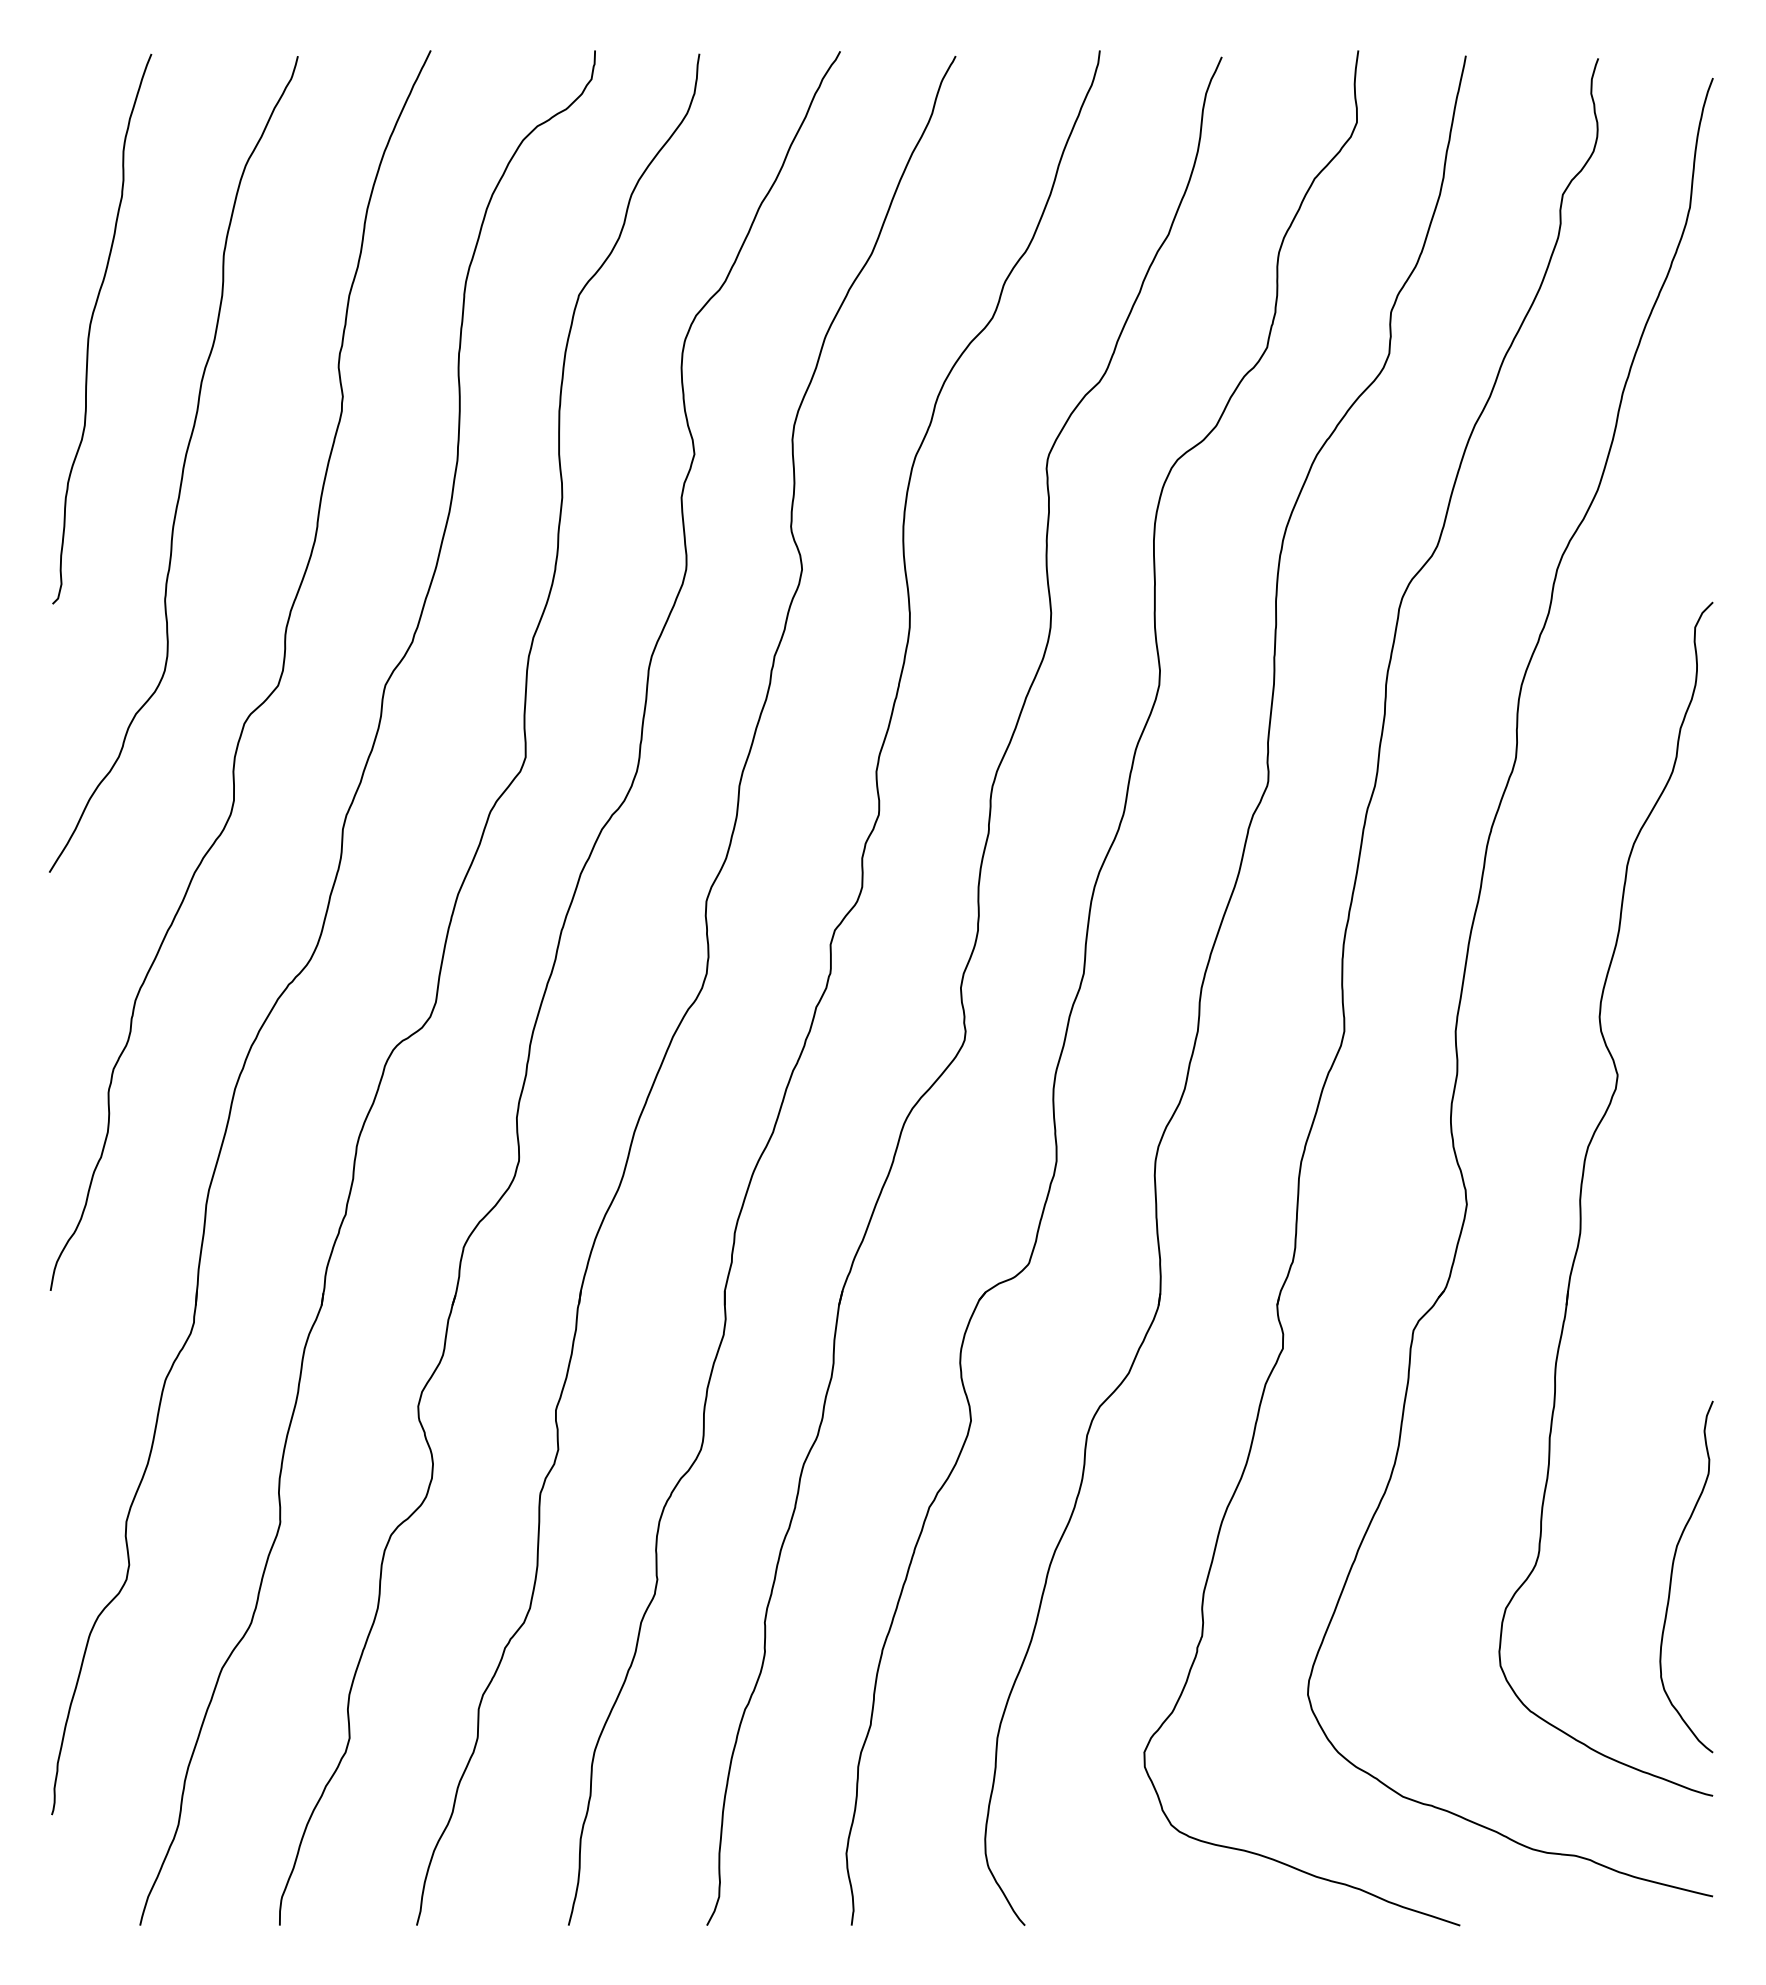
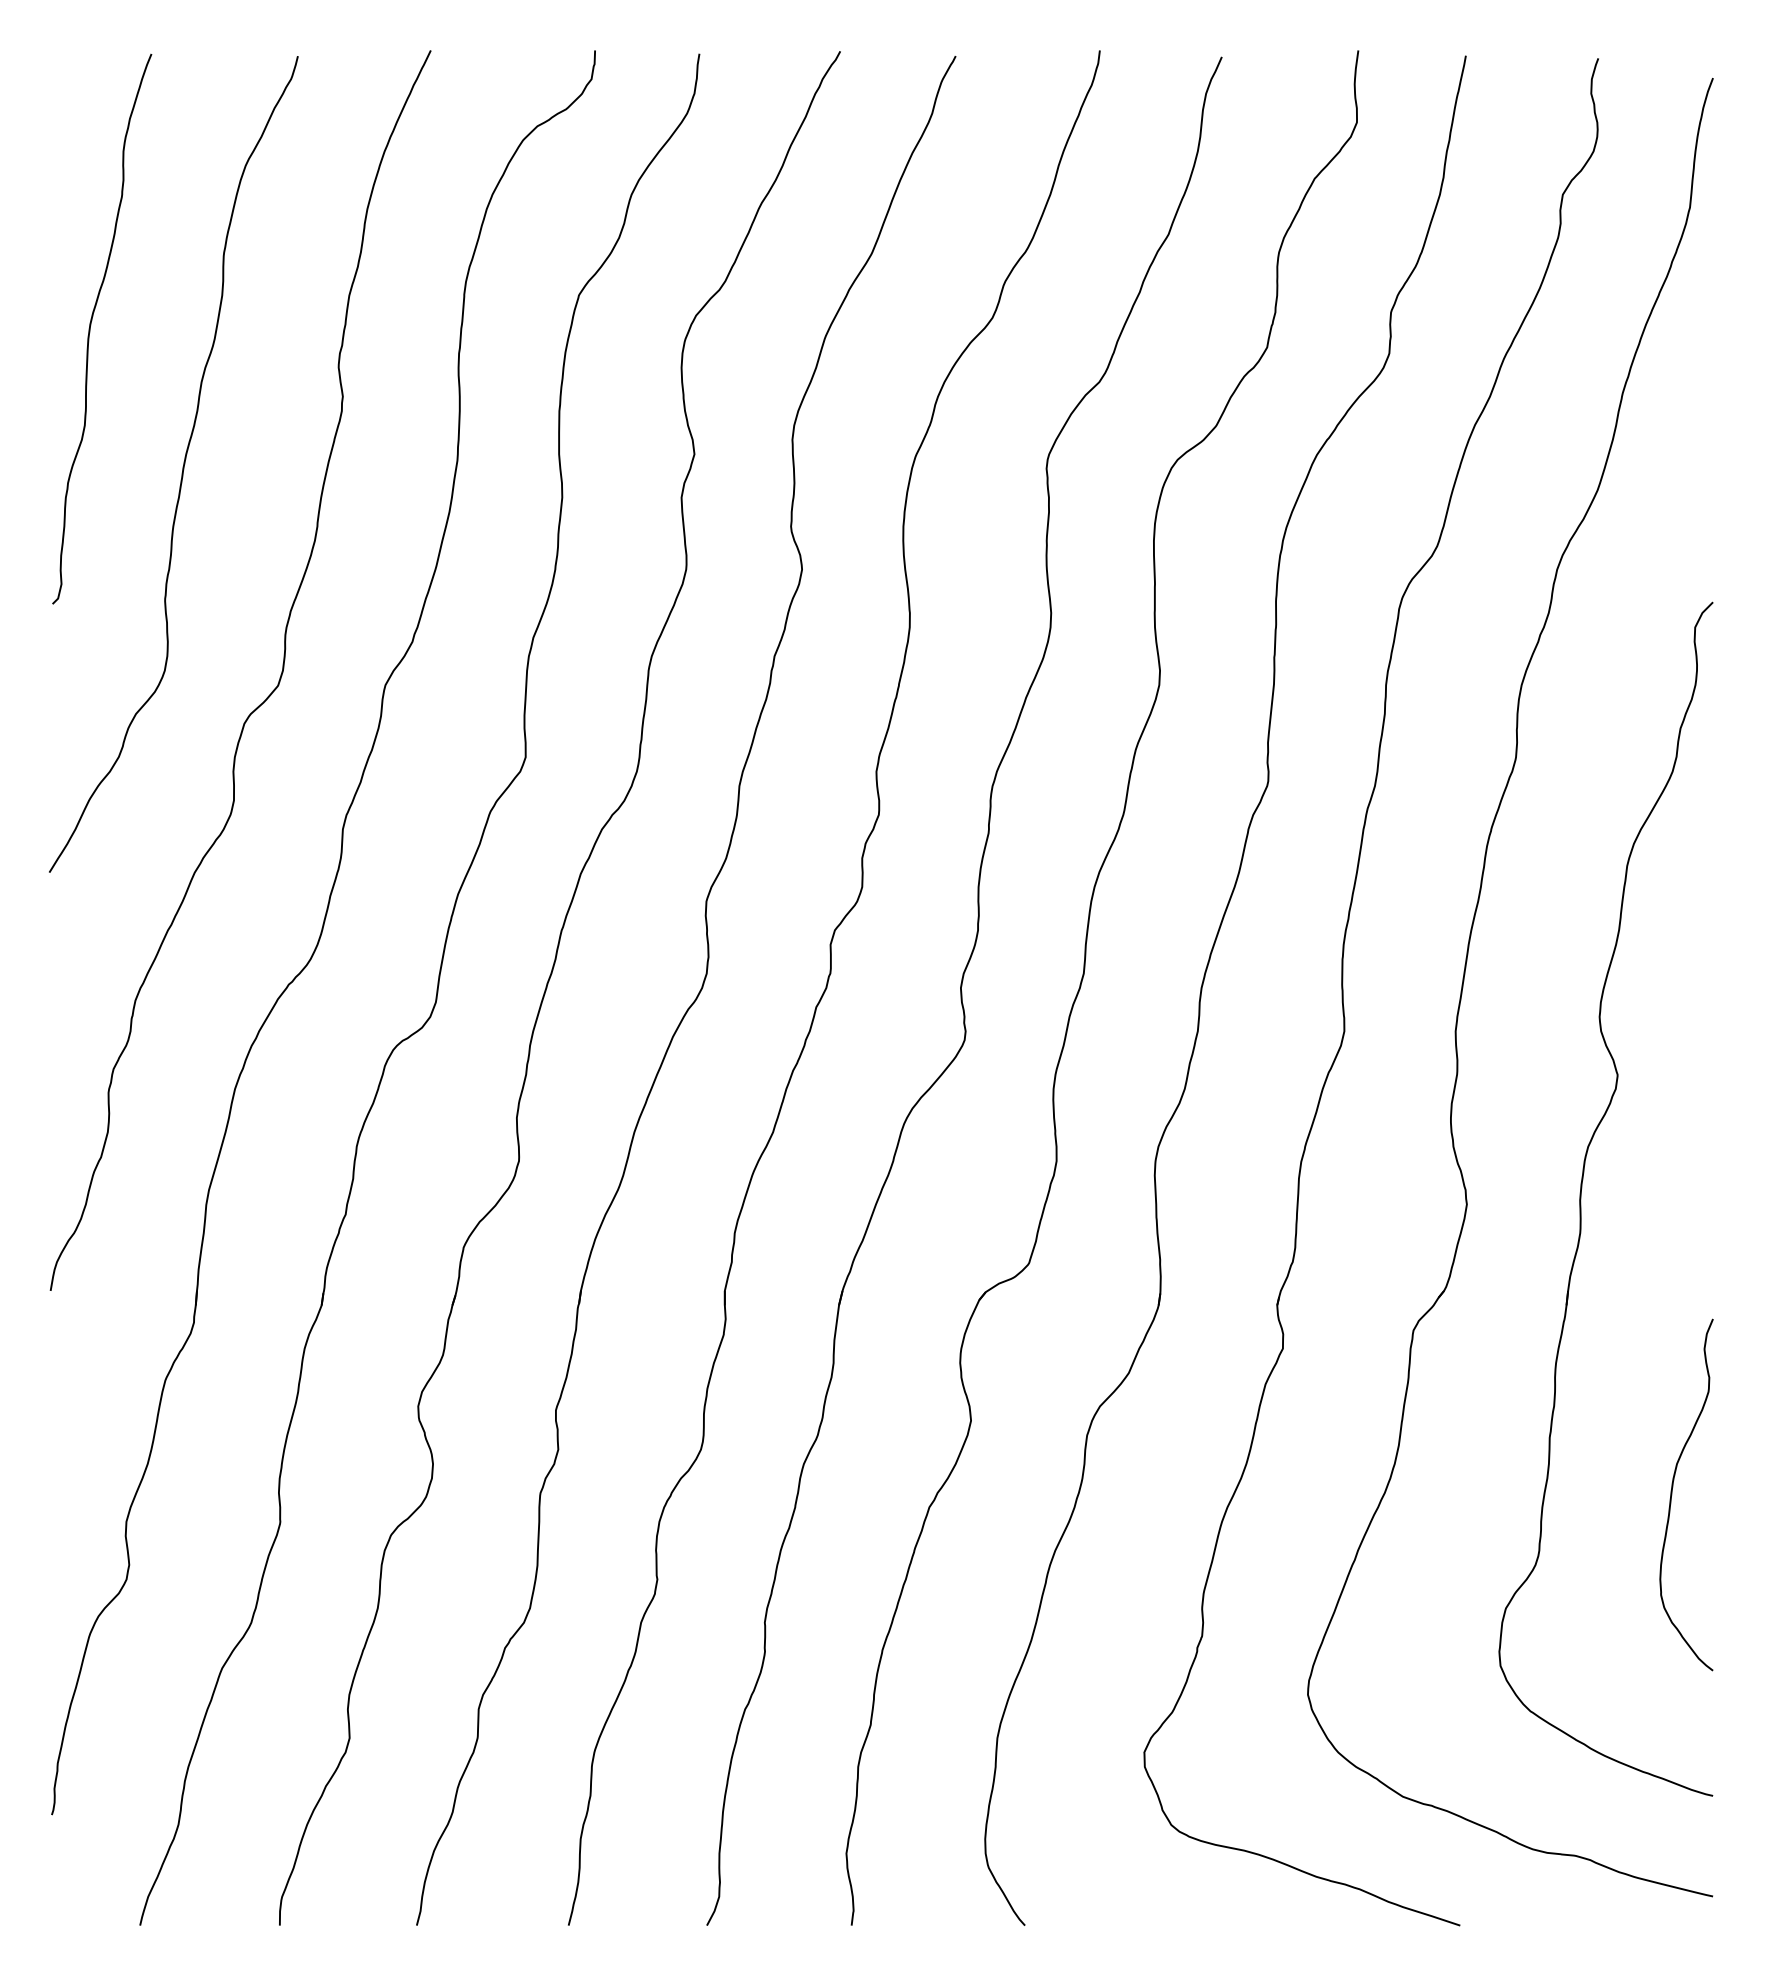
curve position: (1672, 1576) -> (1672, 1494) (1672, 1494)
